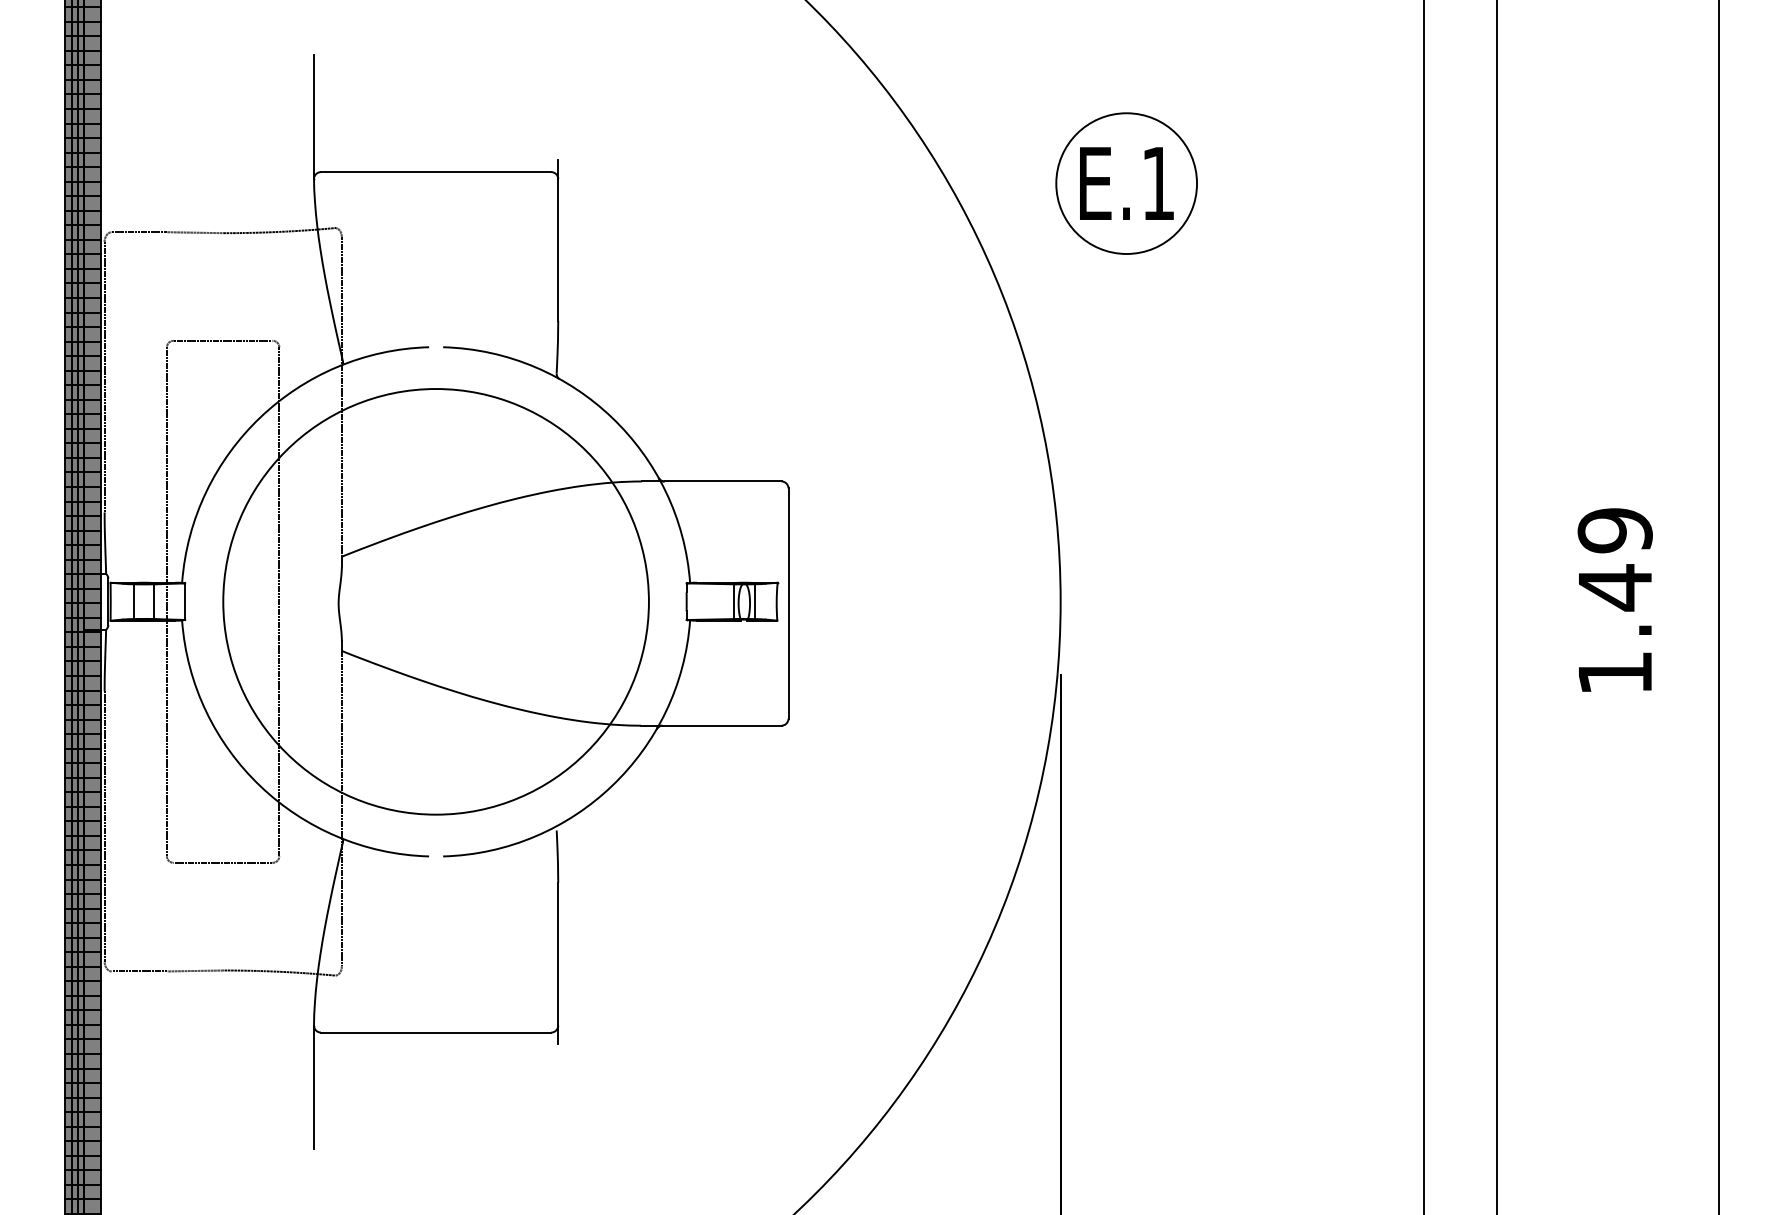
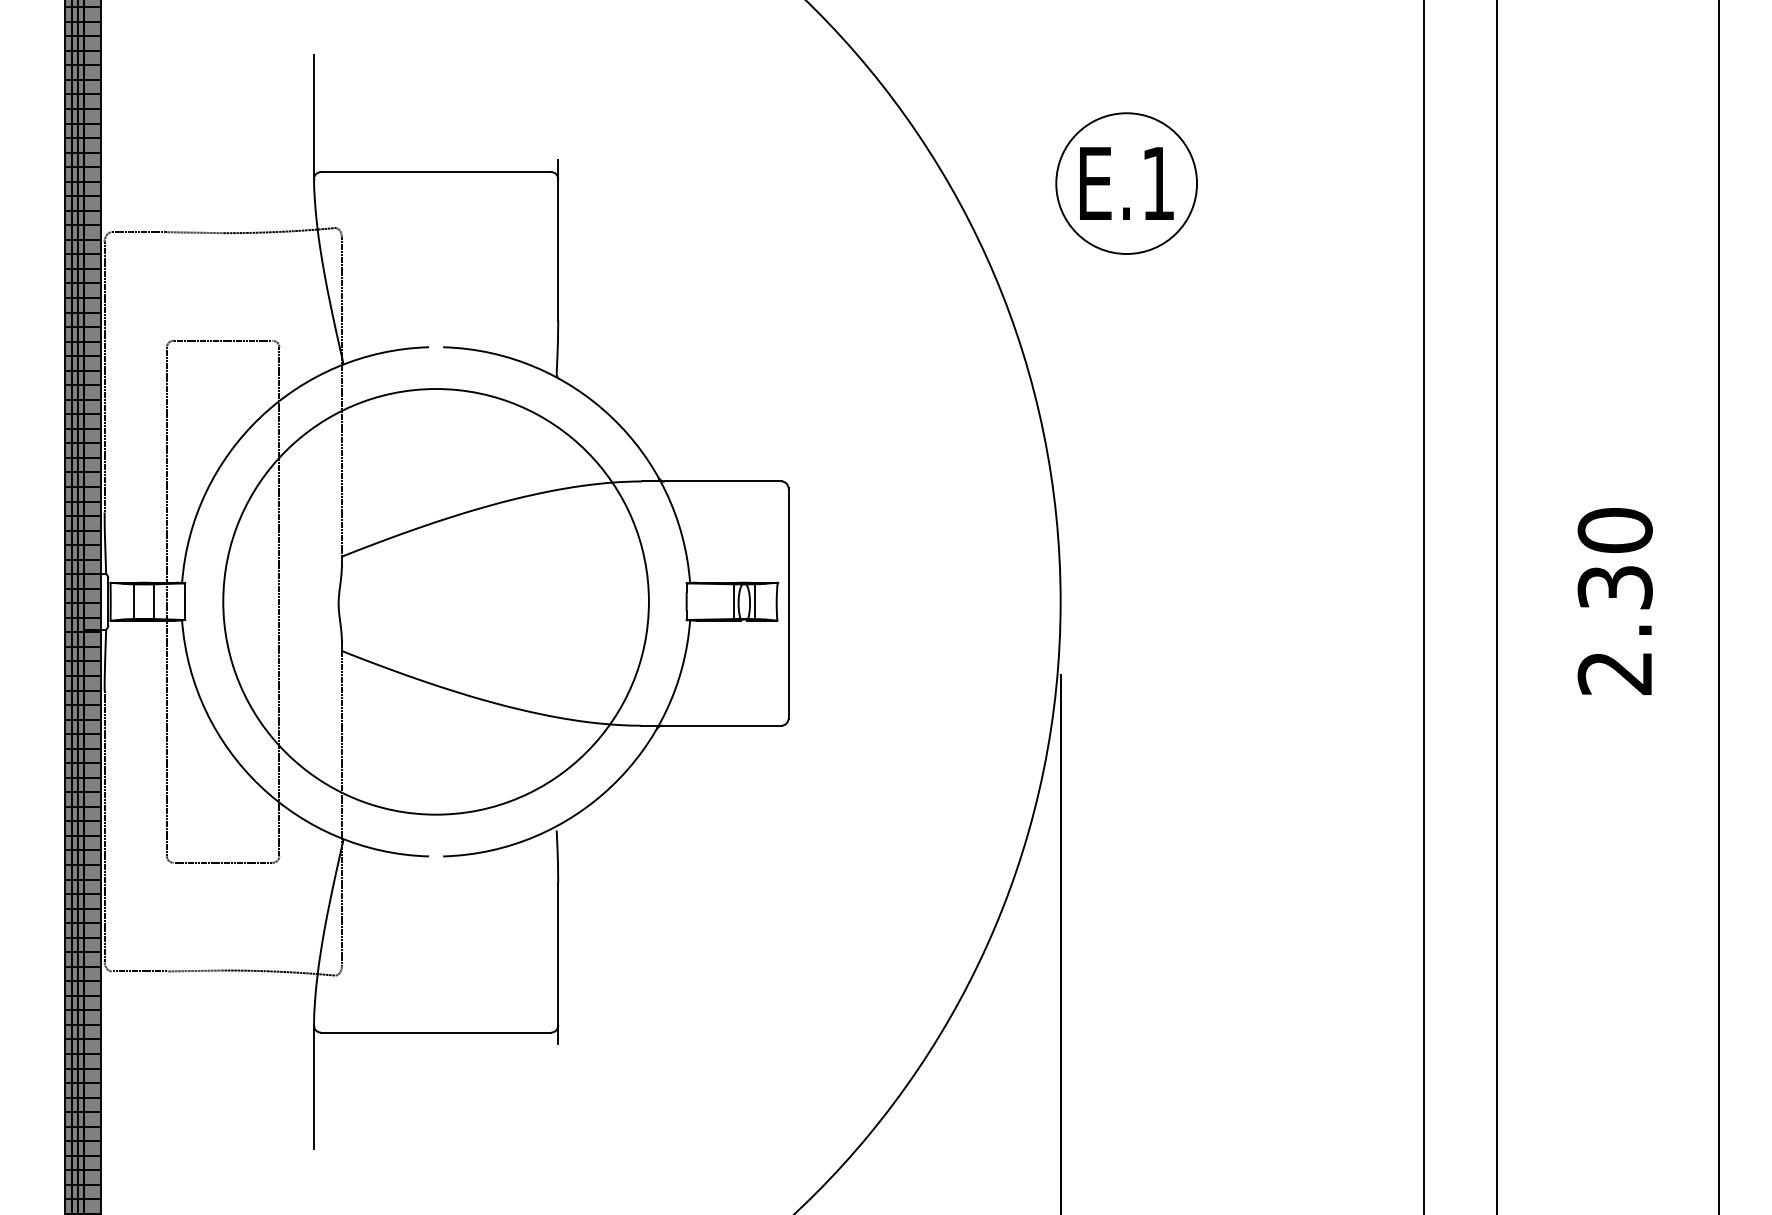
text: 1.49 -> 2.30 (1614, 601)
